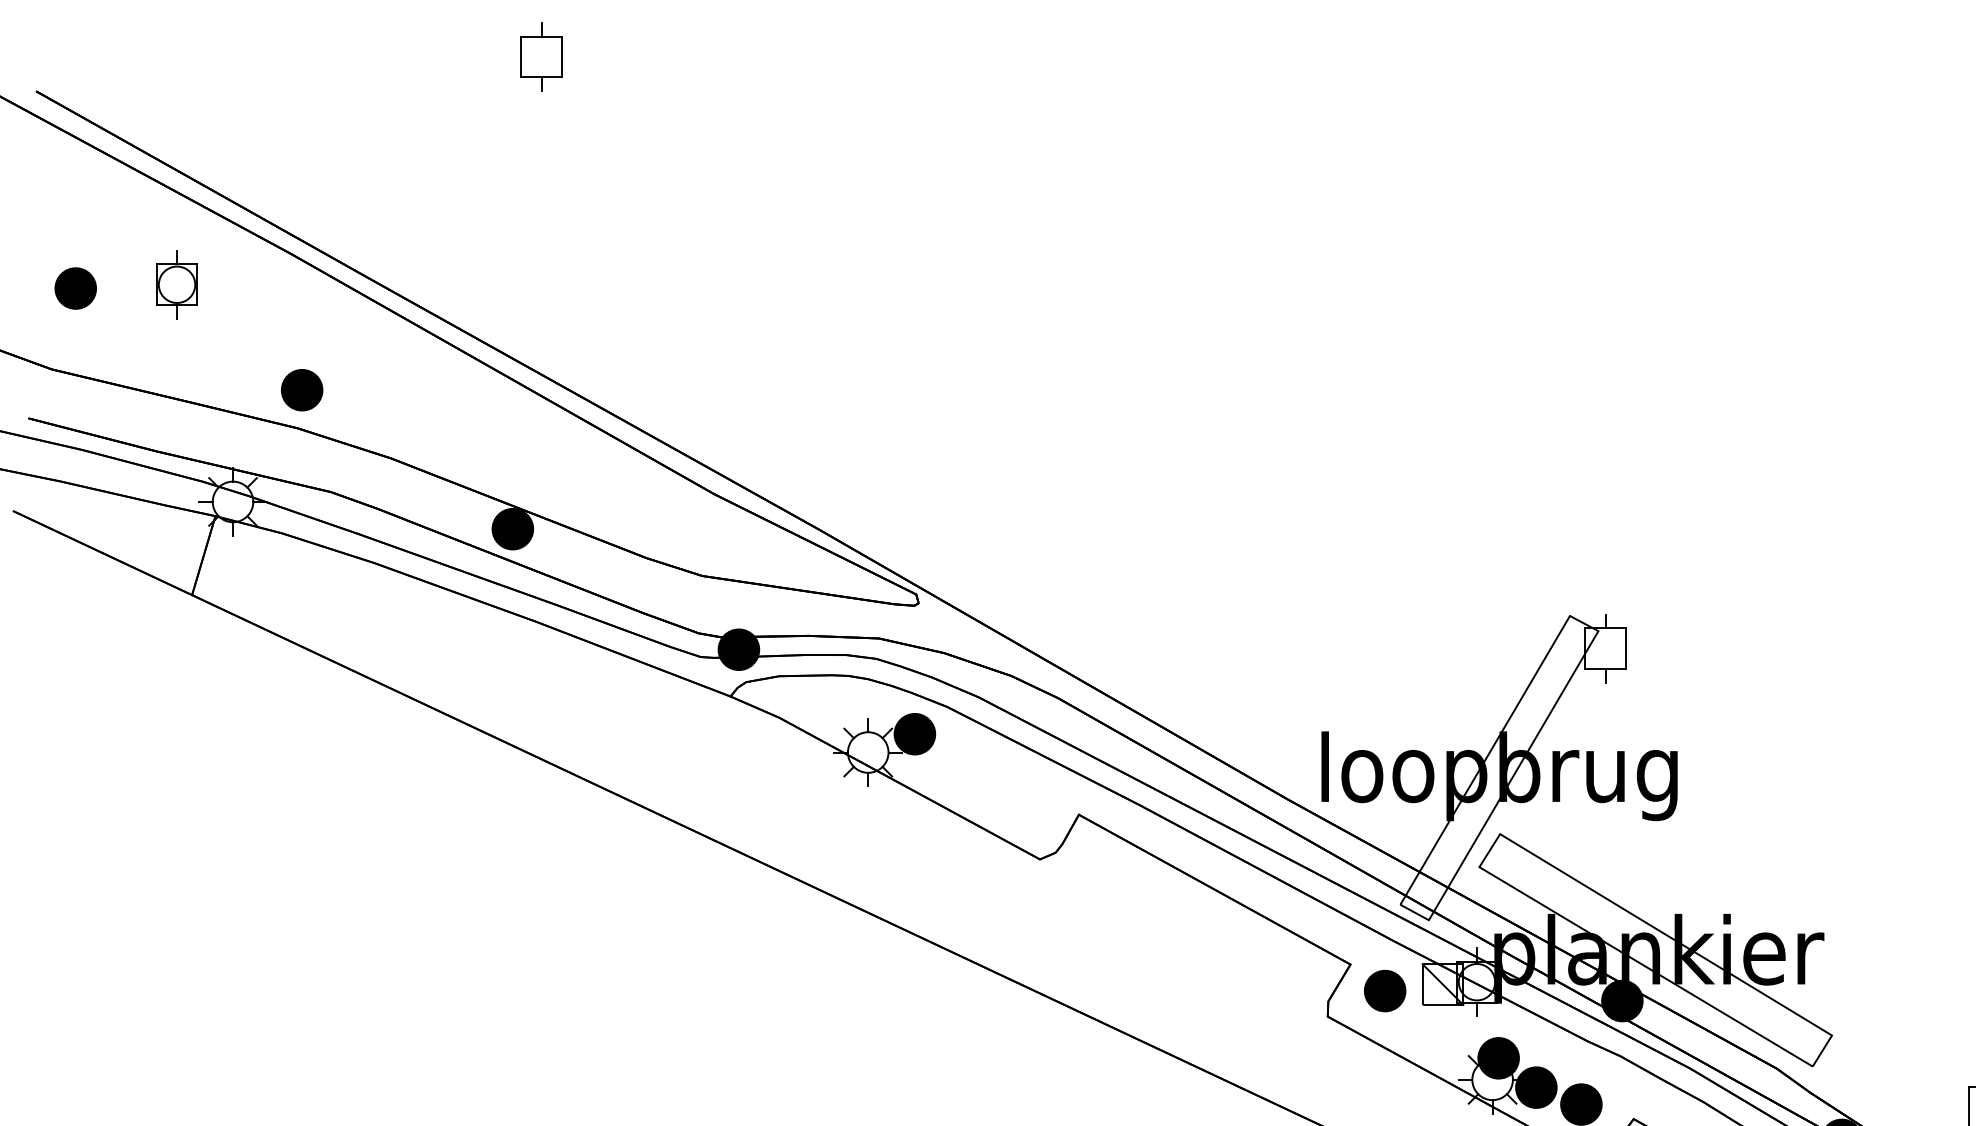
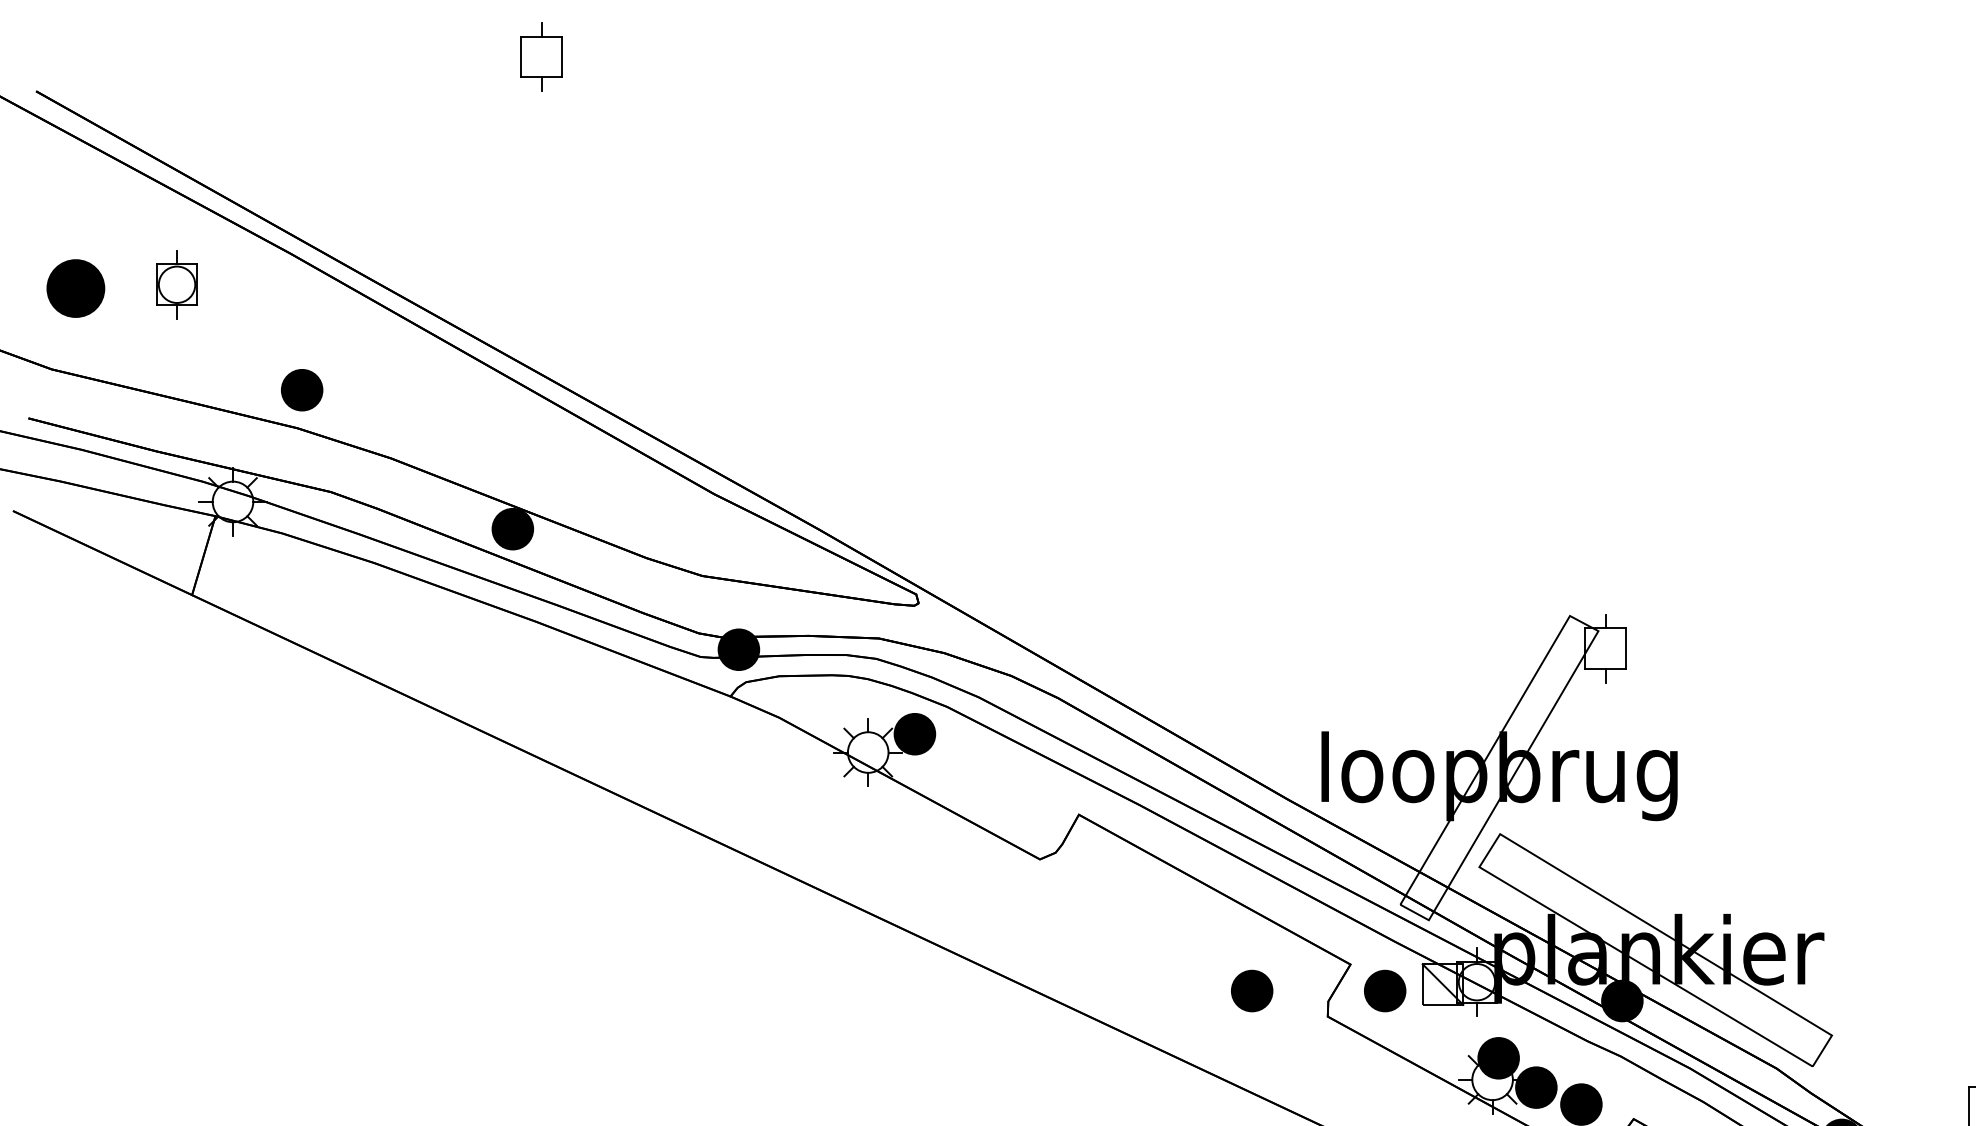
part size: 43x43 px -> 60x59 px (75, 288)
part: none -> present (1252, 990)
